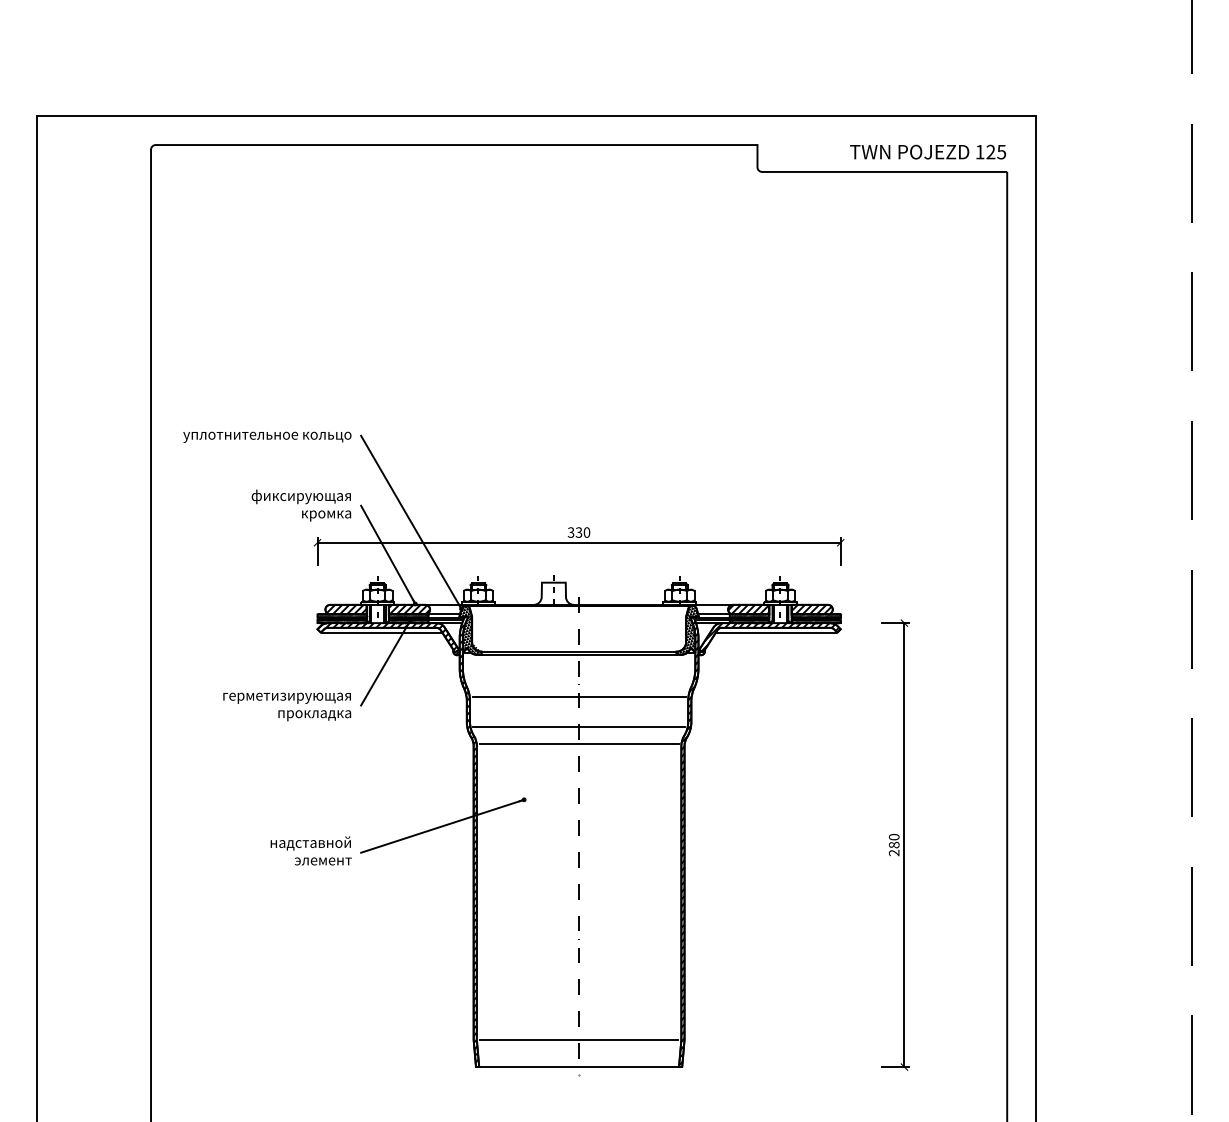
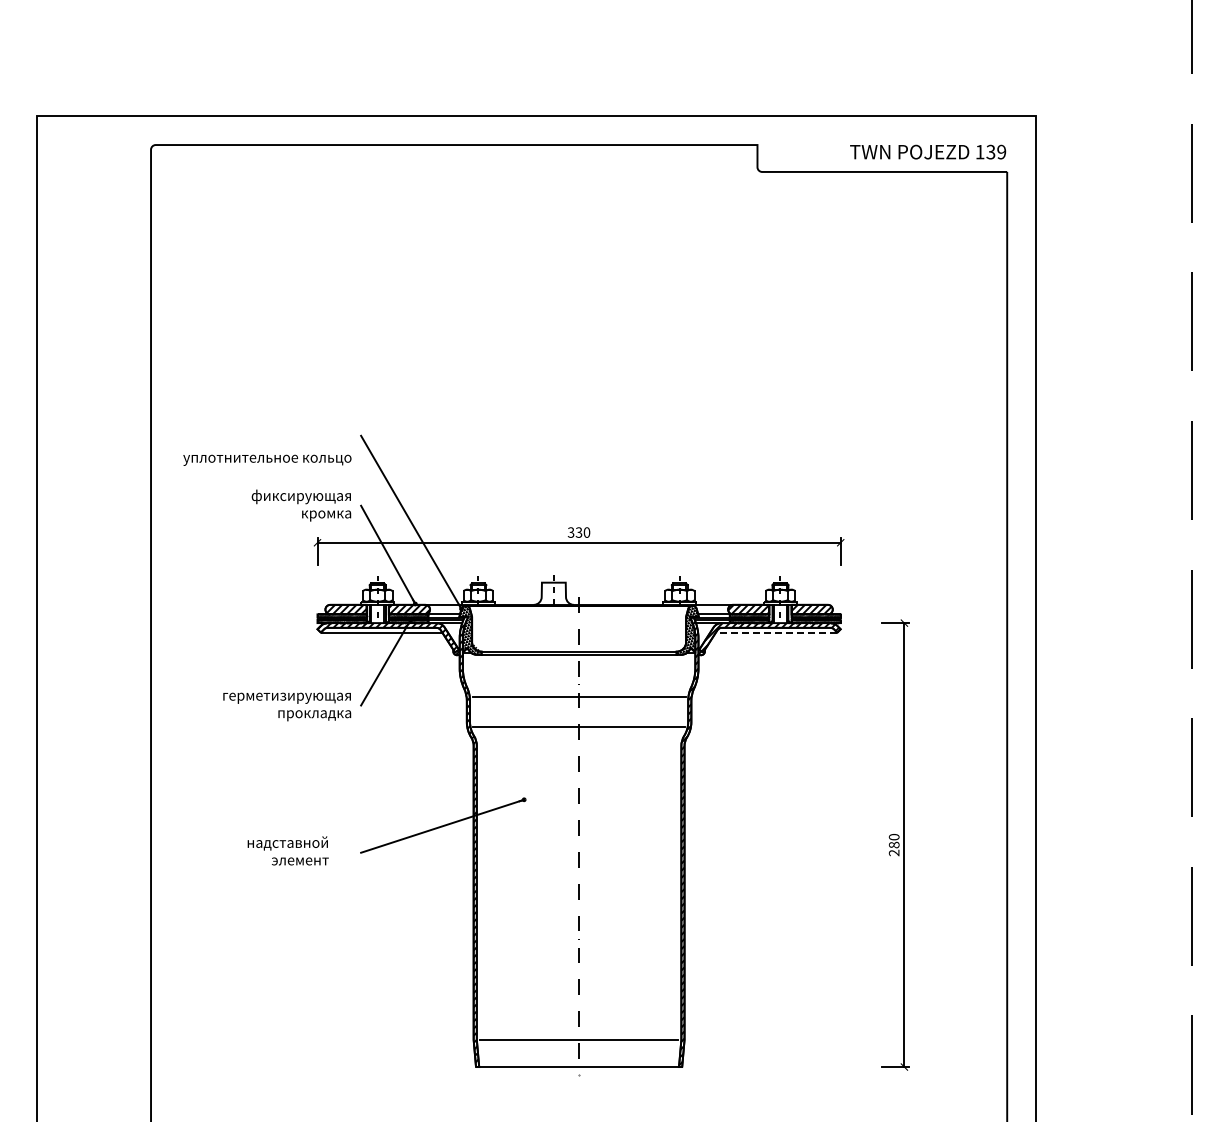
text: 125 -> 139 (996, 151)
text position: (267, 436) -> (267, 459) (267, 459)
line: solid -> dashed (776, 632)
line: present -> none (578, 743)
text position: (310, 850) -> (287, 850) (287, 850)
